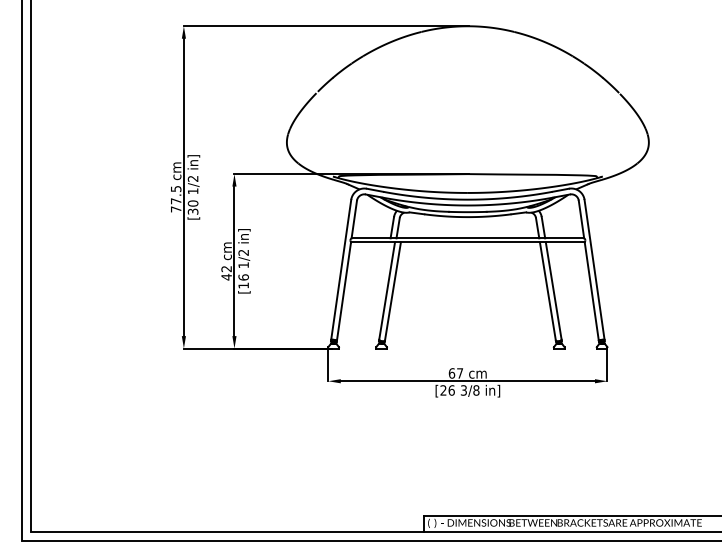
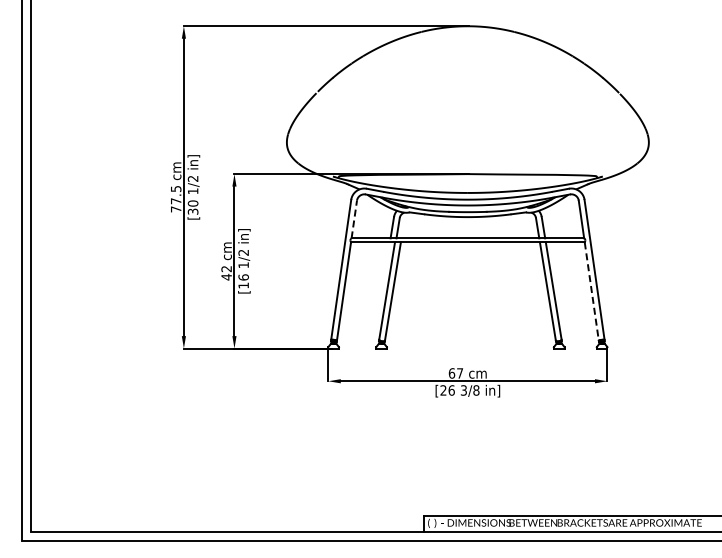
line: solid -> dashed (354, 219)
line: solid -> dashed (591, 291)
